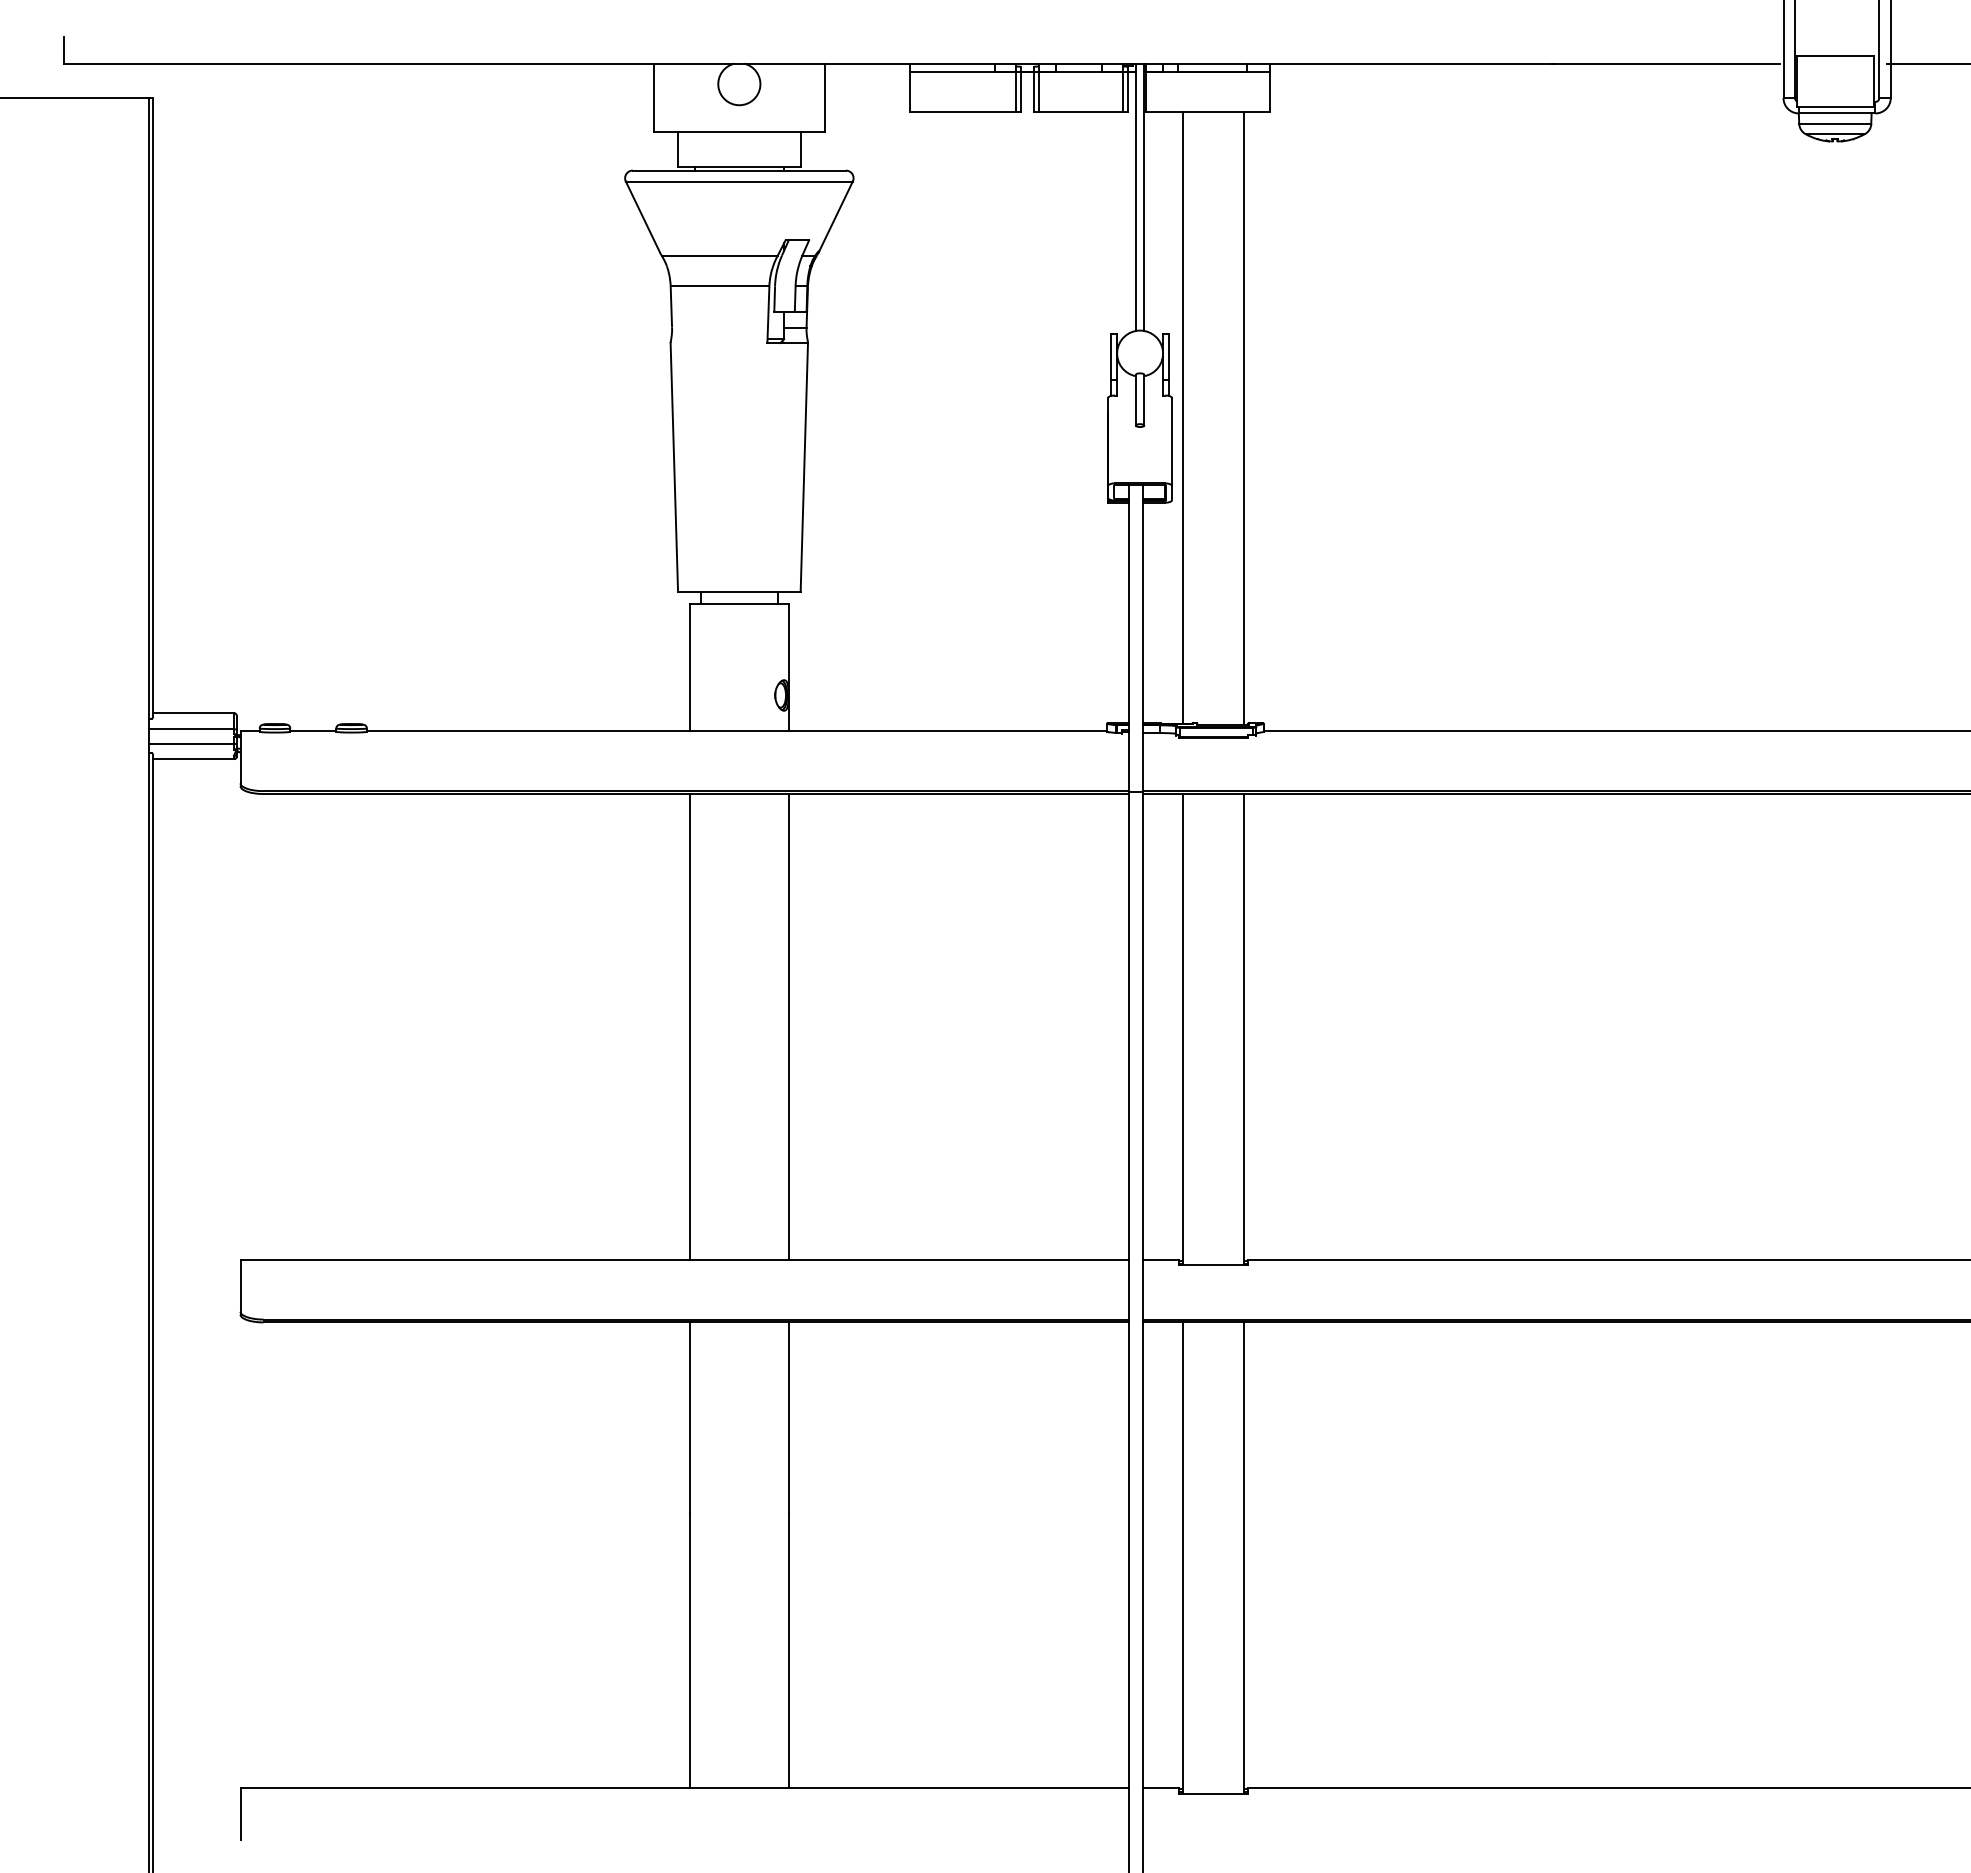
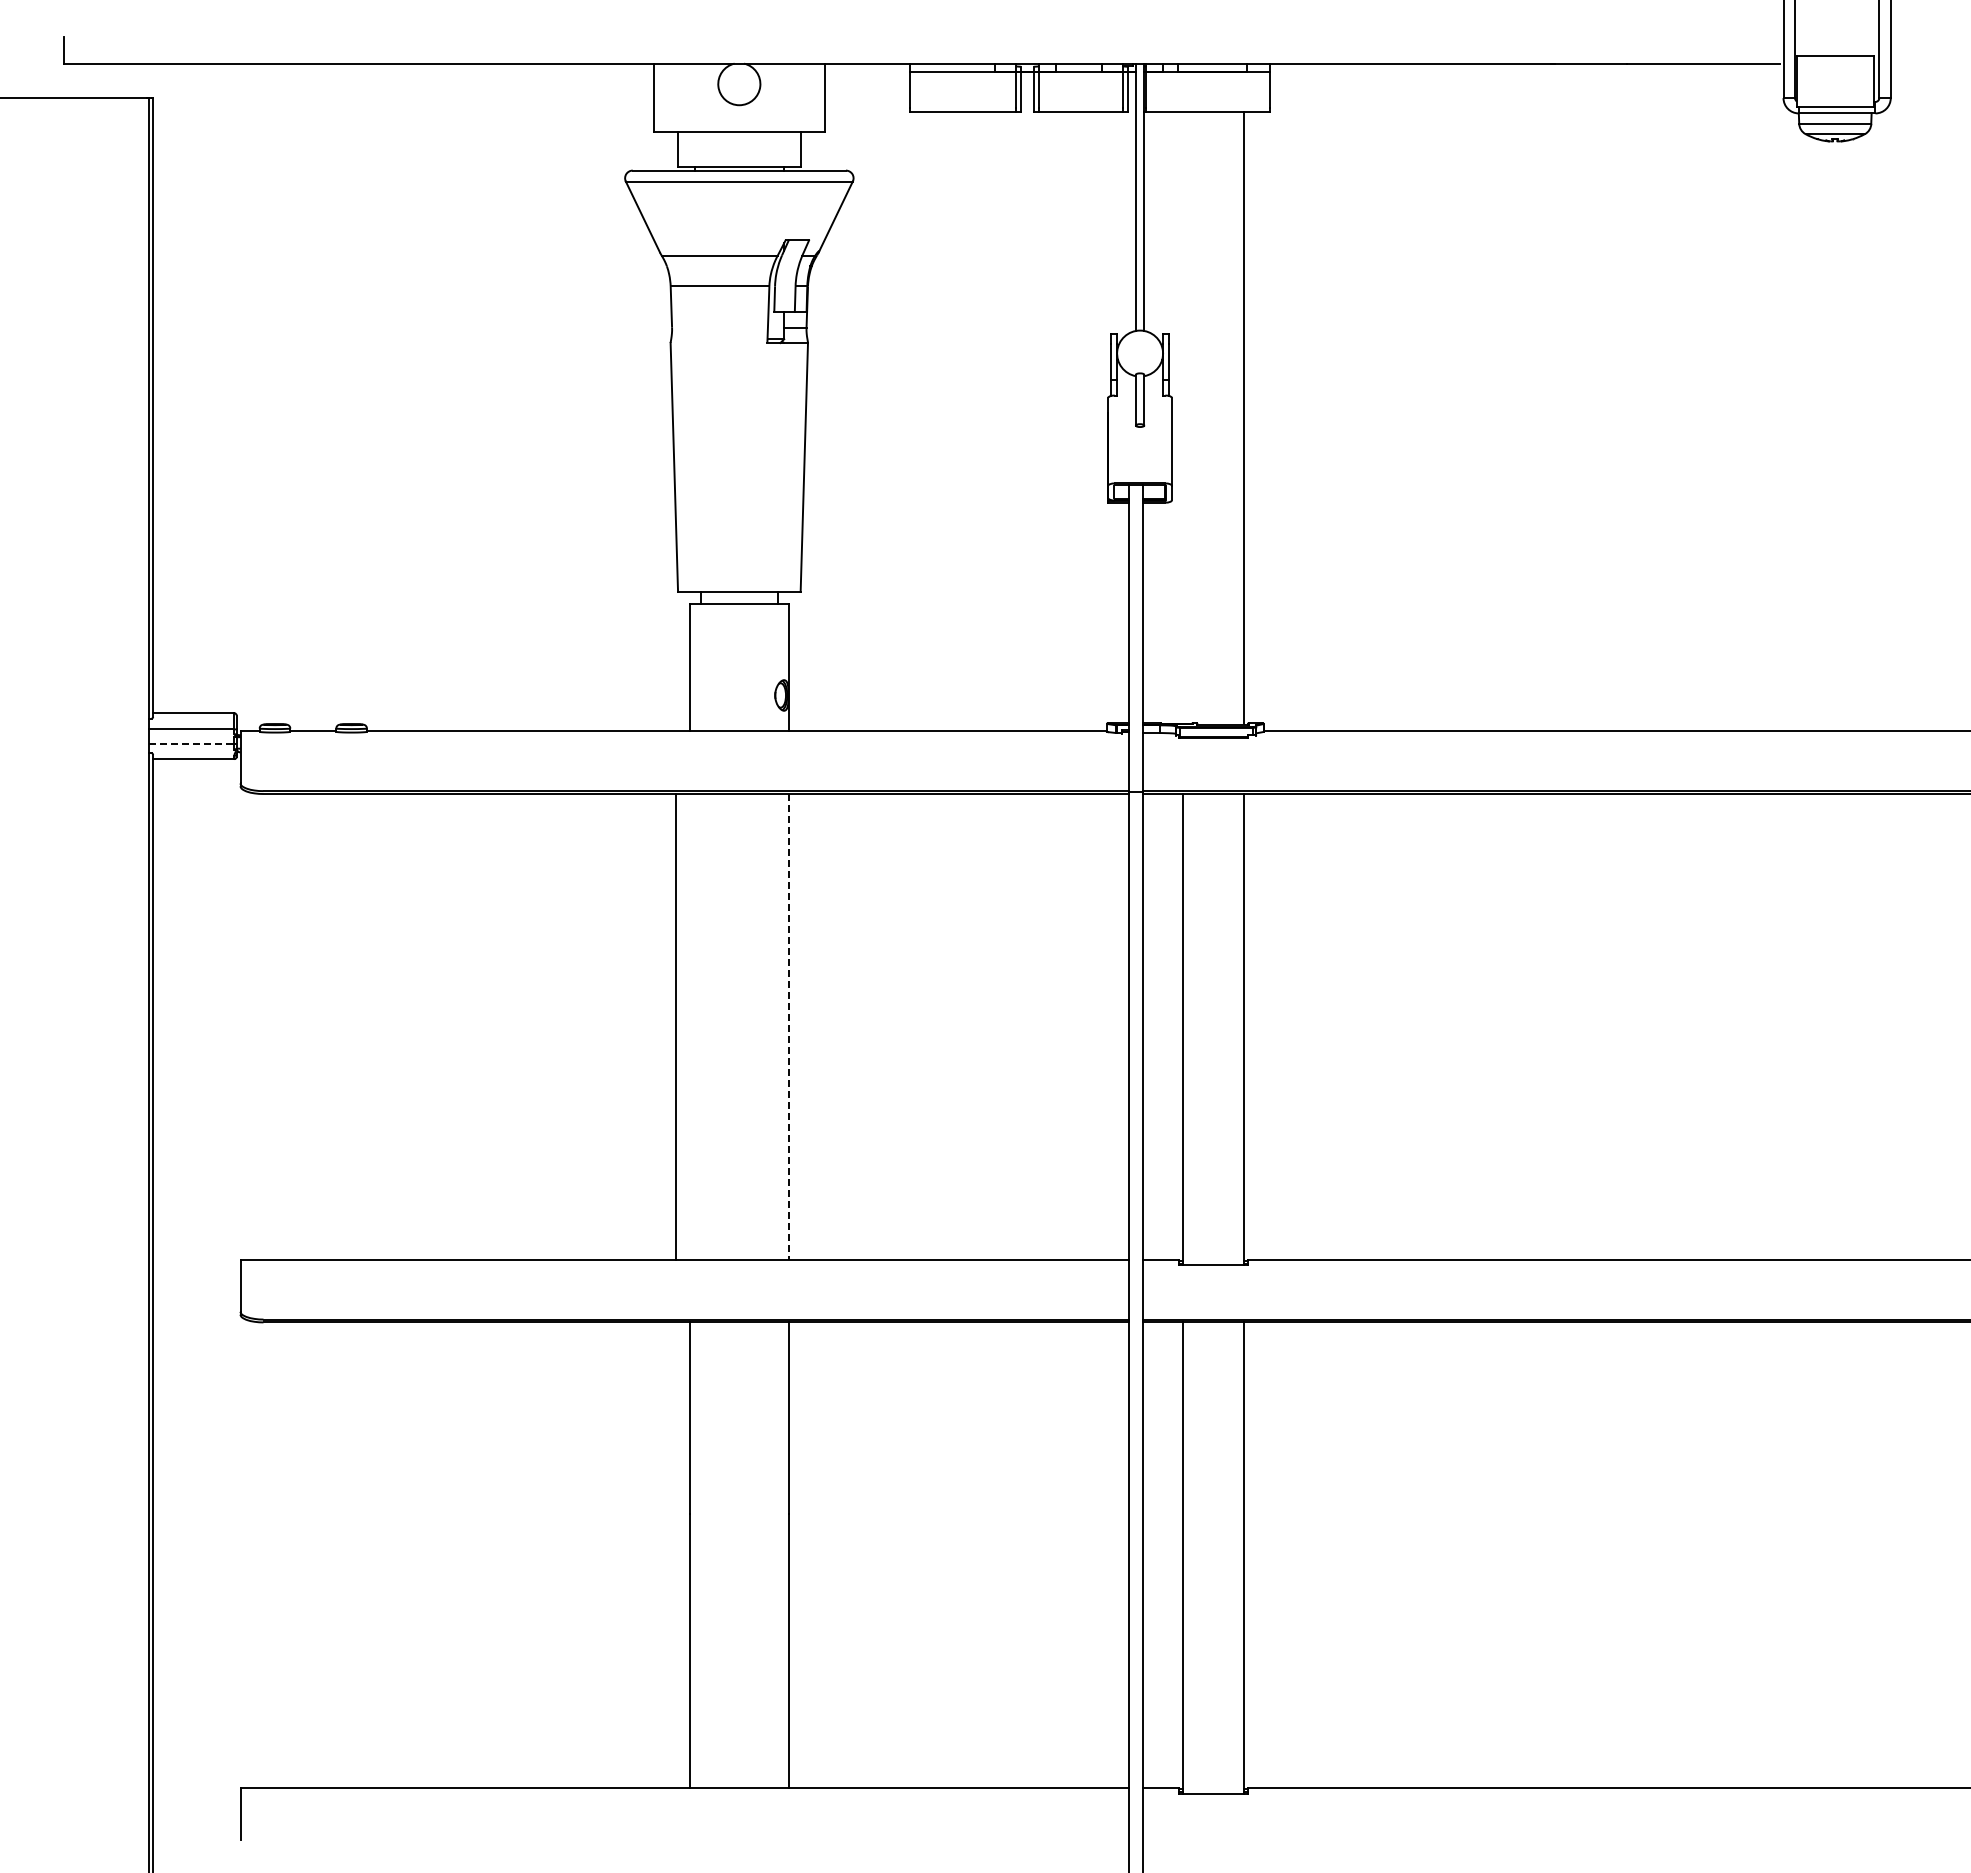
line: present -> none (1926, 63)
line: present -> none (1183, 417)
line: solid -> dashed (191, 743)
line position: (689, 1026) -> (675, 1026) (675, 1026)
line: solid -> dashed (789, 1026)
